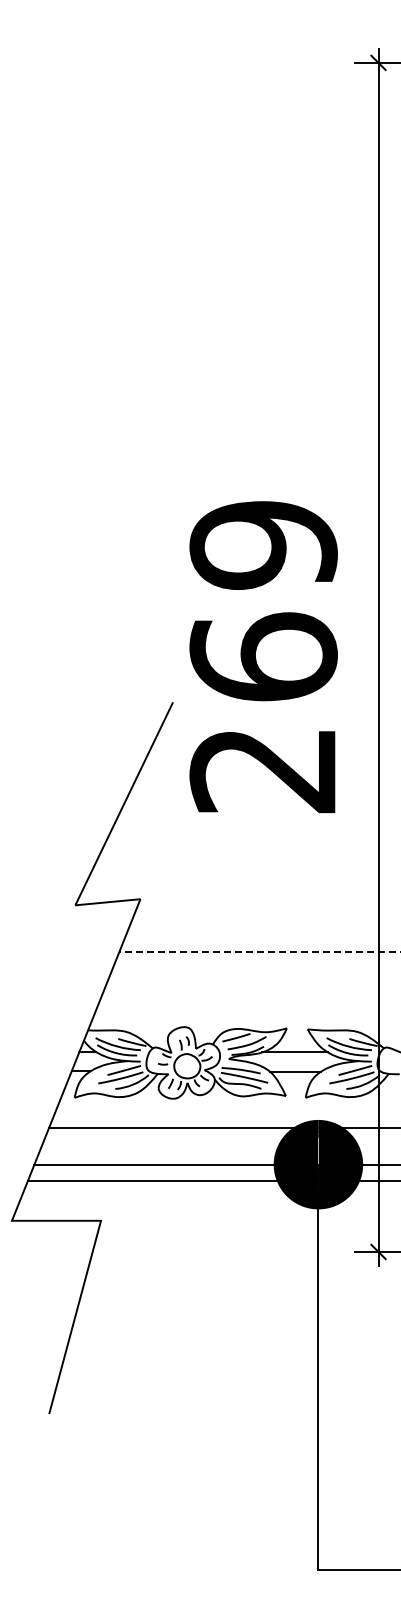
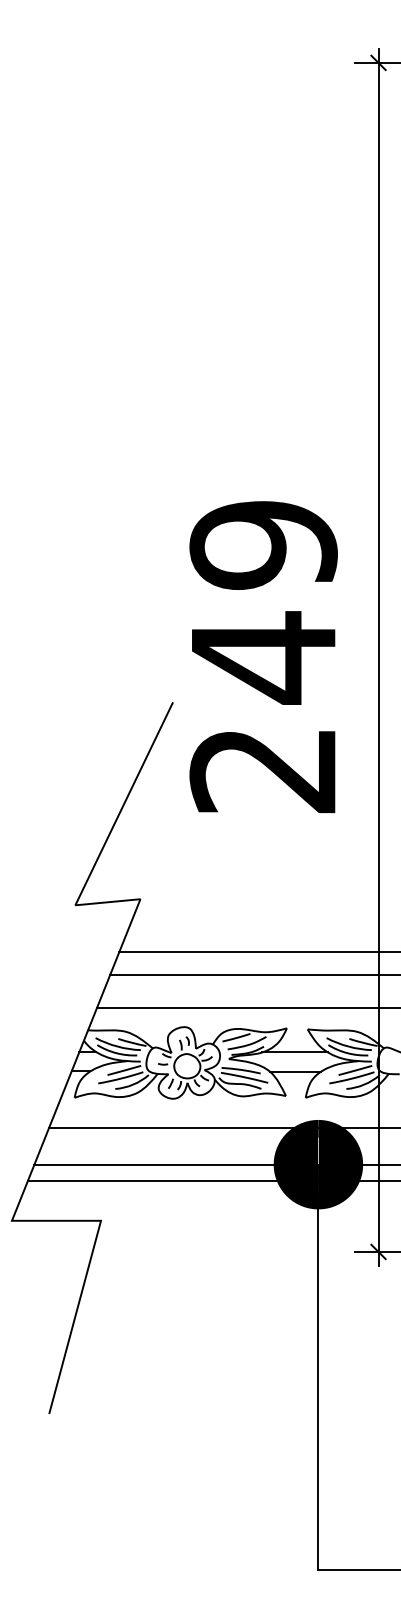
text: 269 -> 249 (263, 657)
line: dashed -> solid (259, 952)
line: none -> present (253, 974)
line: none -> present (247, 1008)
